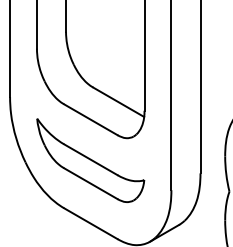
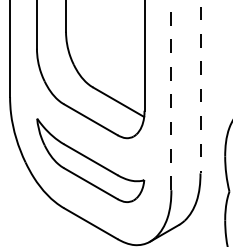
line: solid -> dashed (200, 87)
line: solid -> dashed (171, 95)
